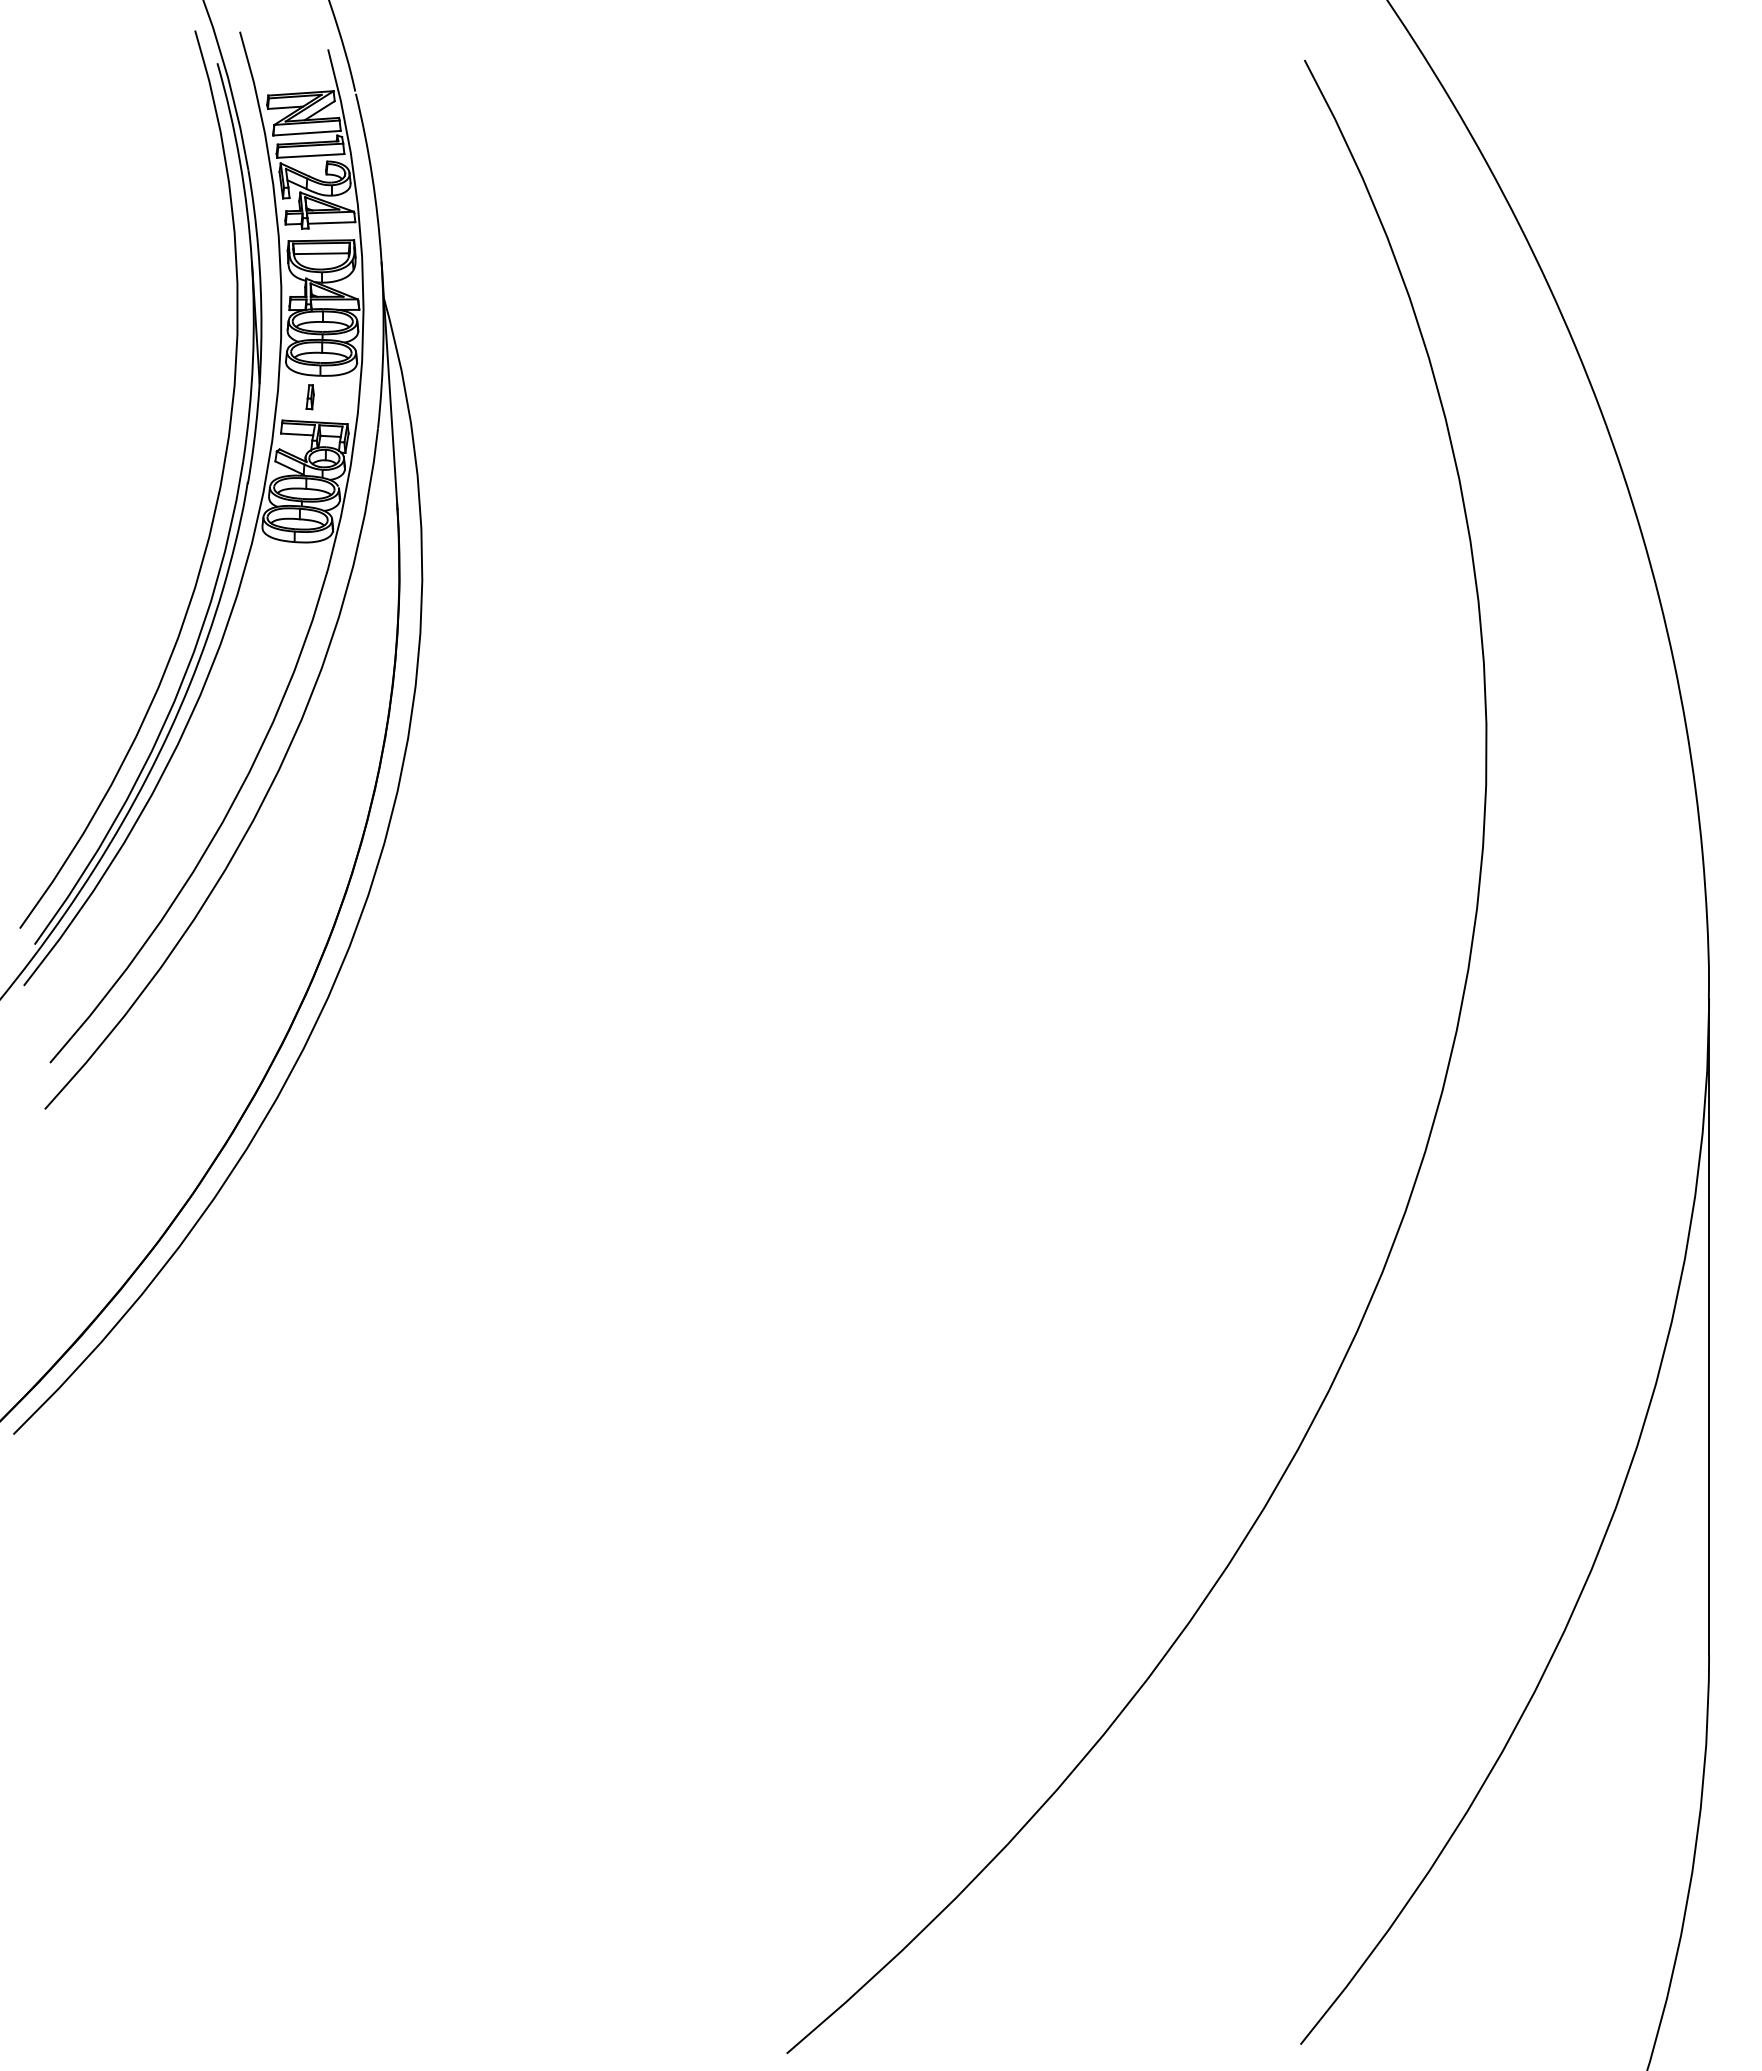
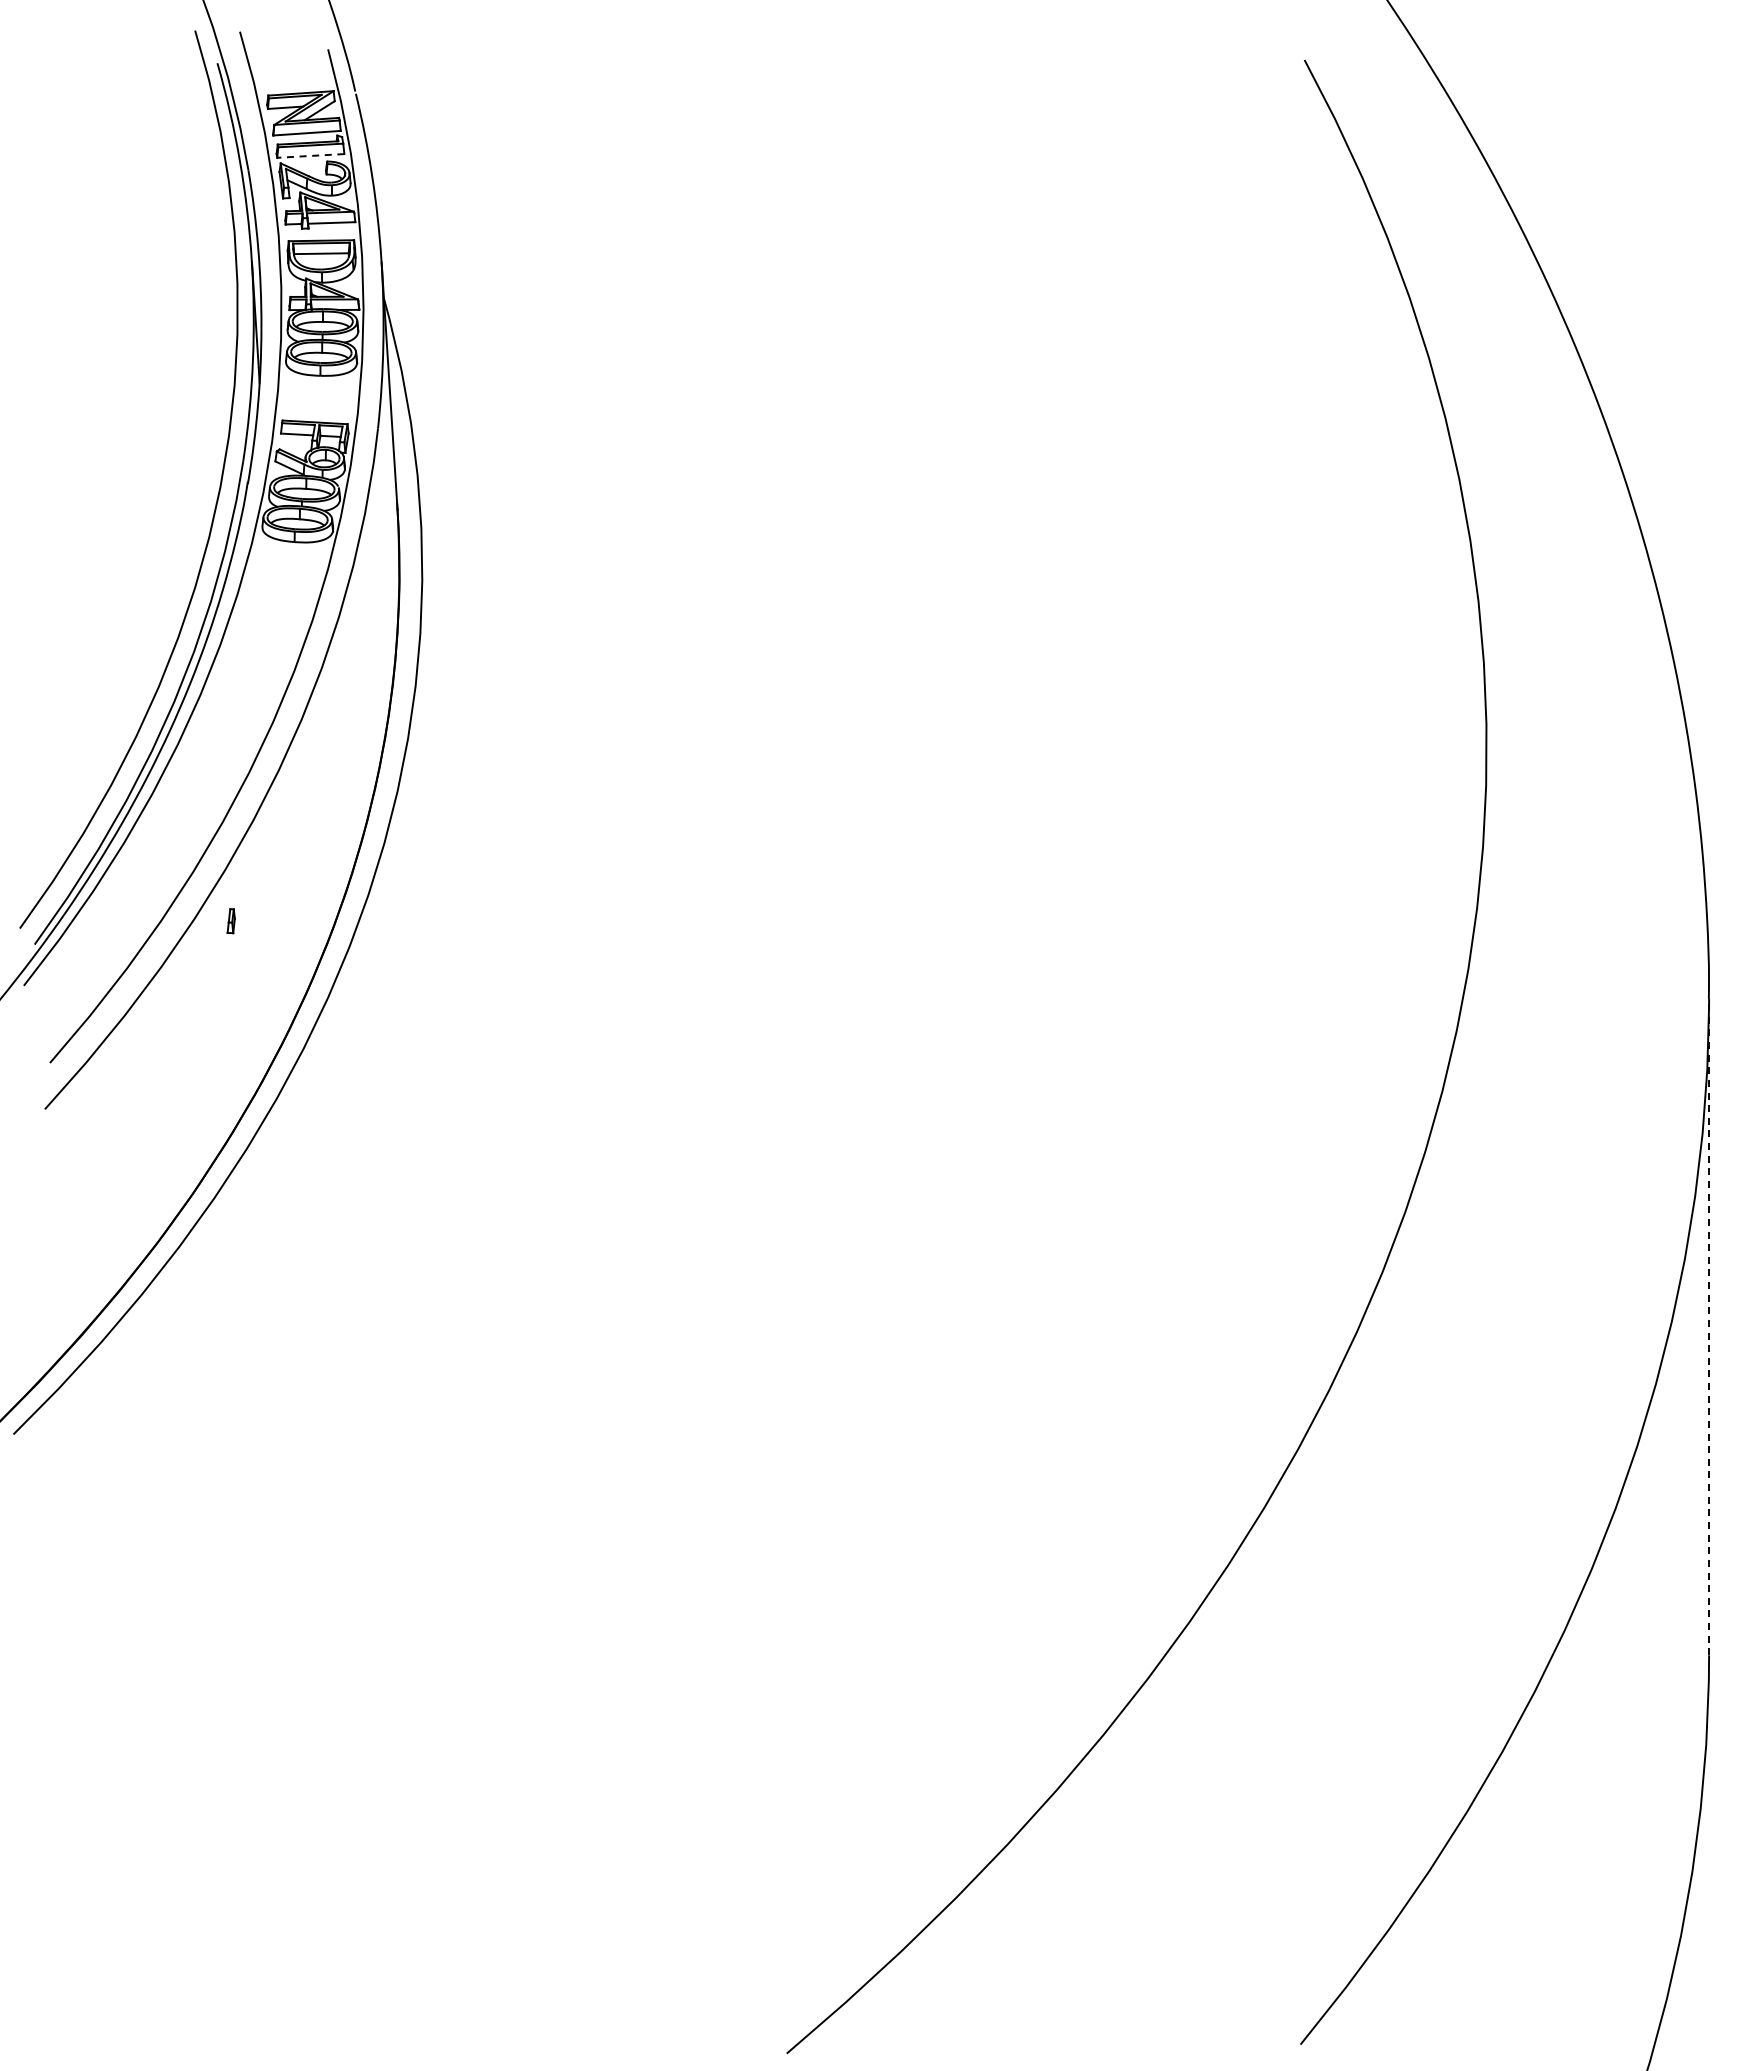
line: solid -> dashed (310, 155)
part position: (309, 397) -> (230, 921) (230, 921)
line: solid -> dashed (1709, 1326)
